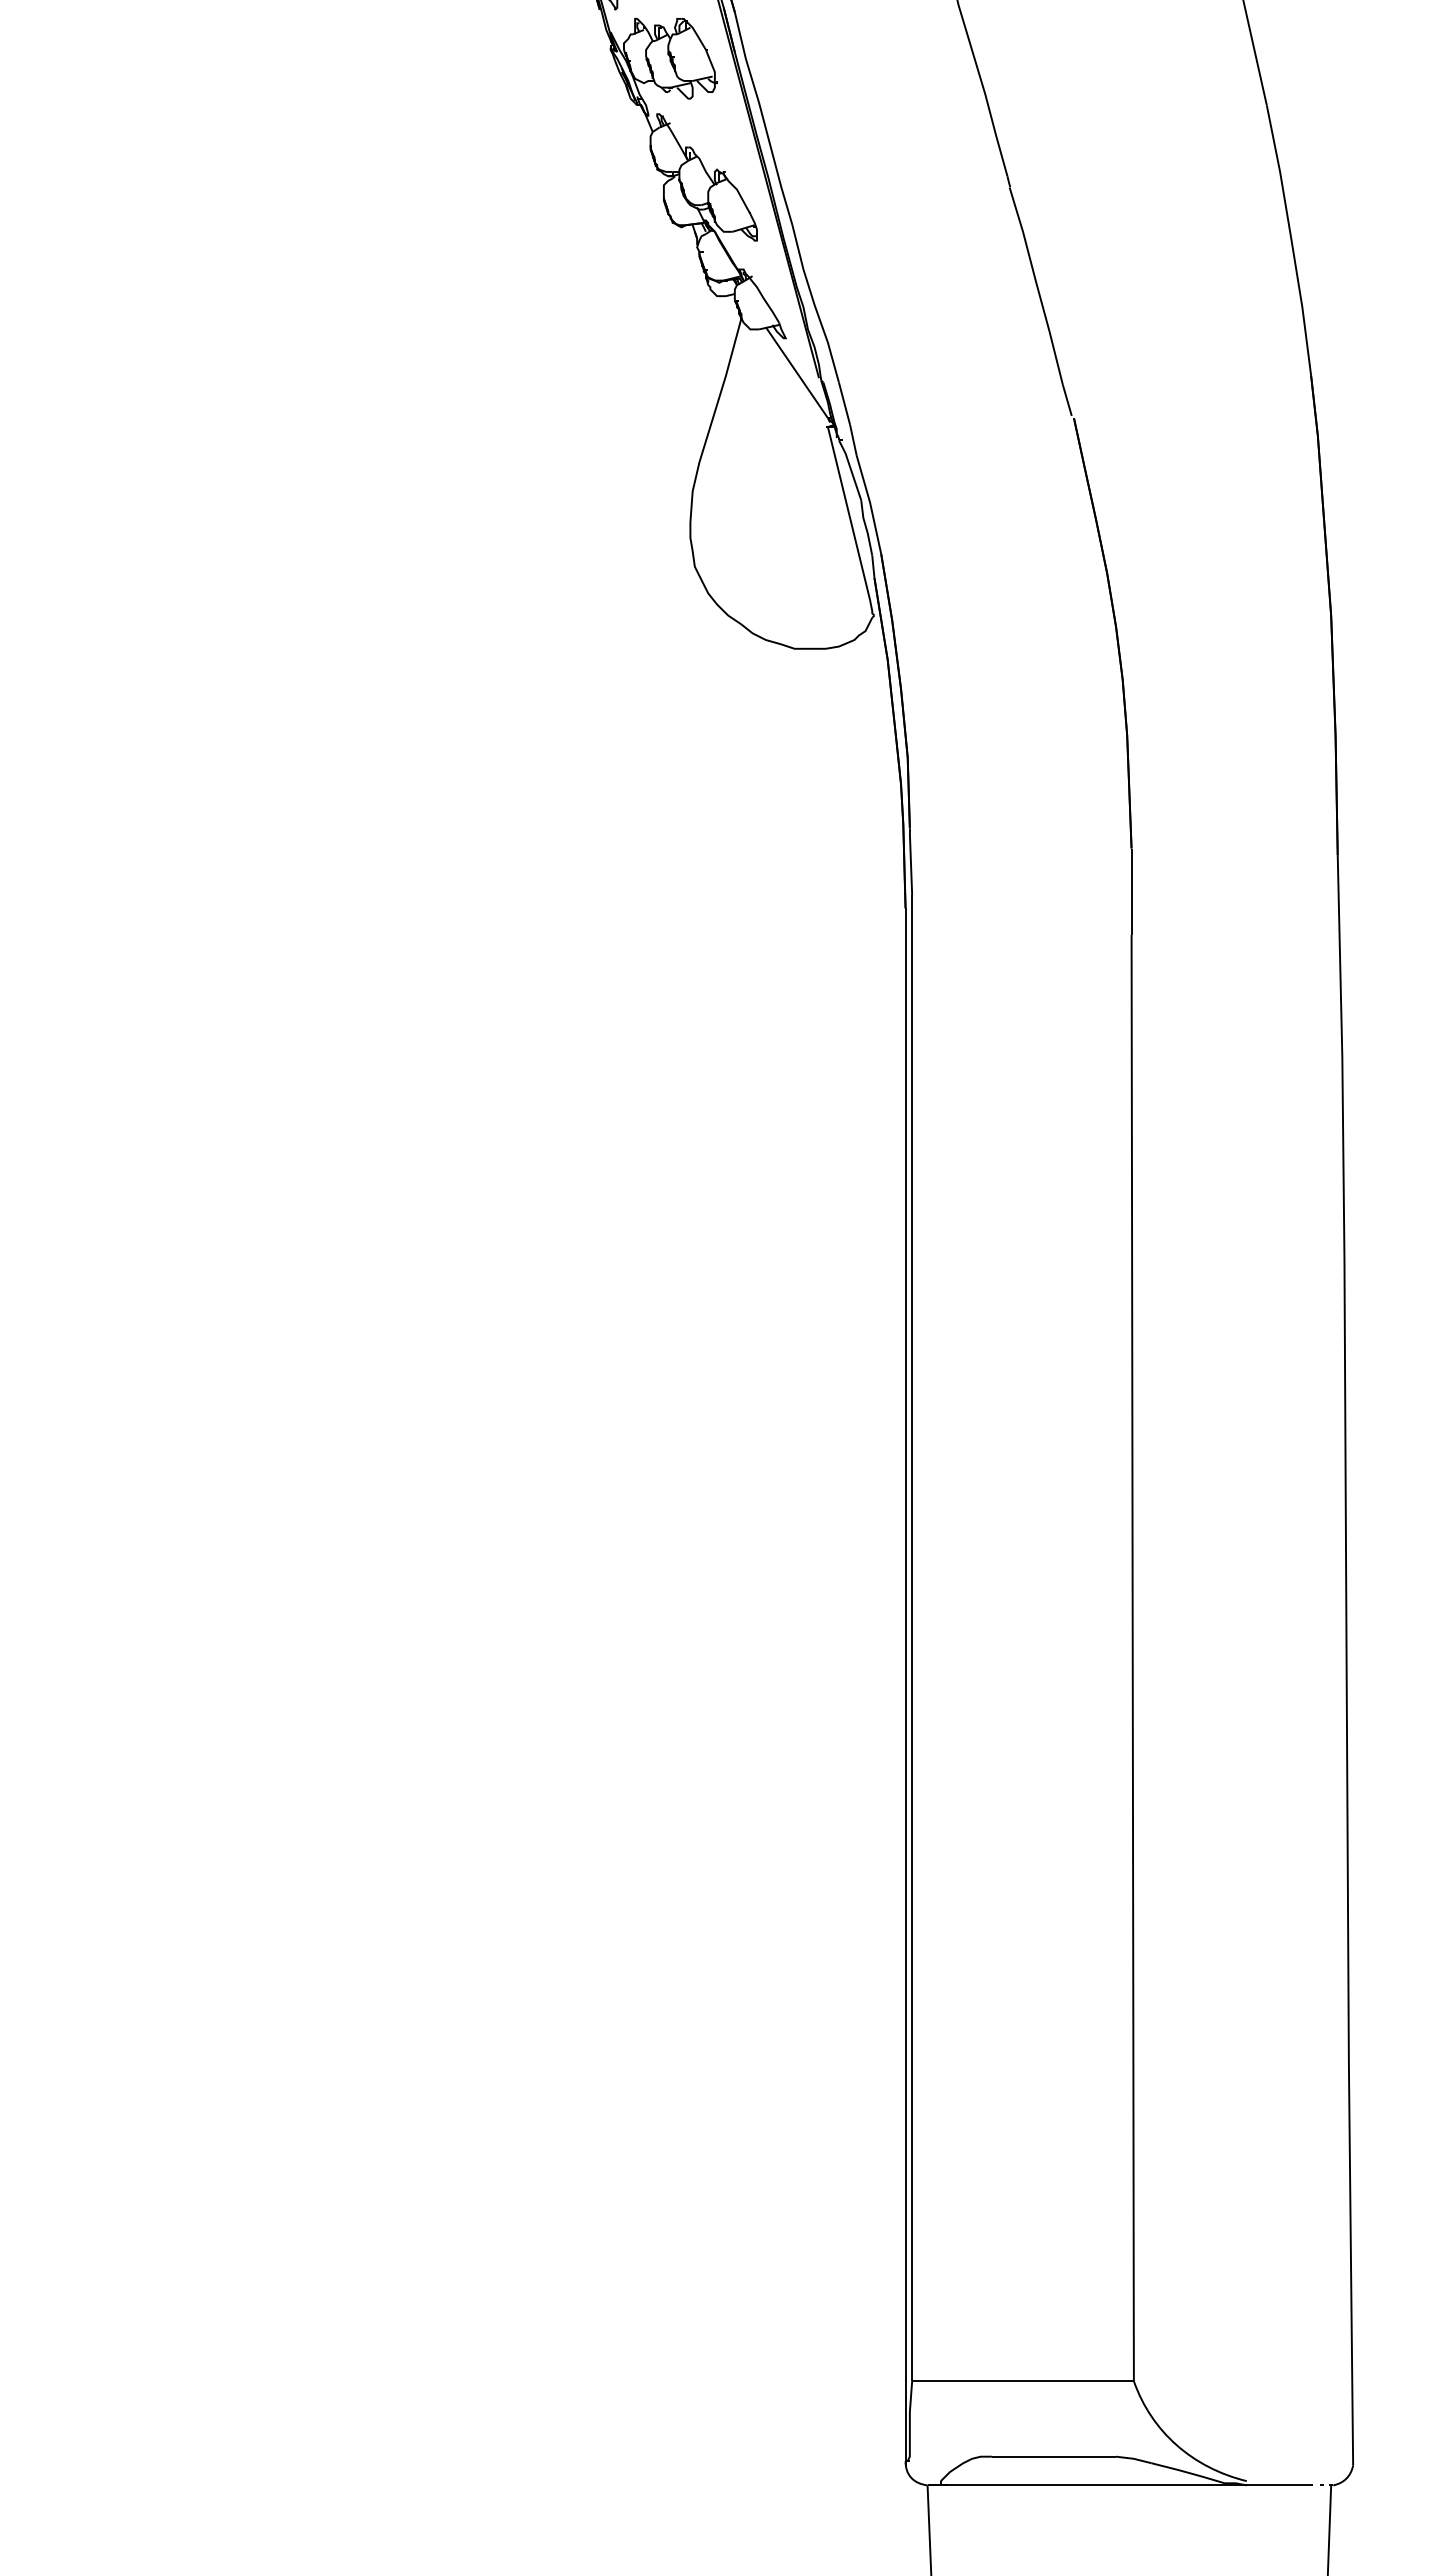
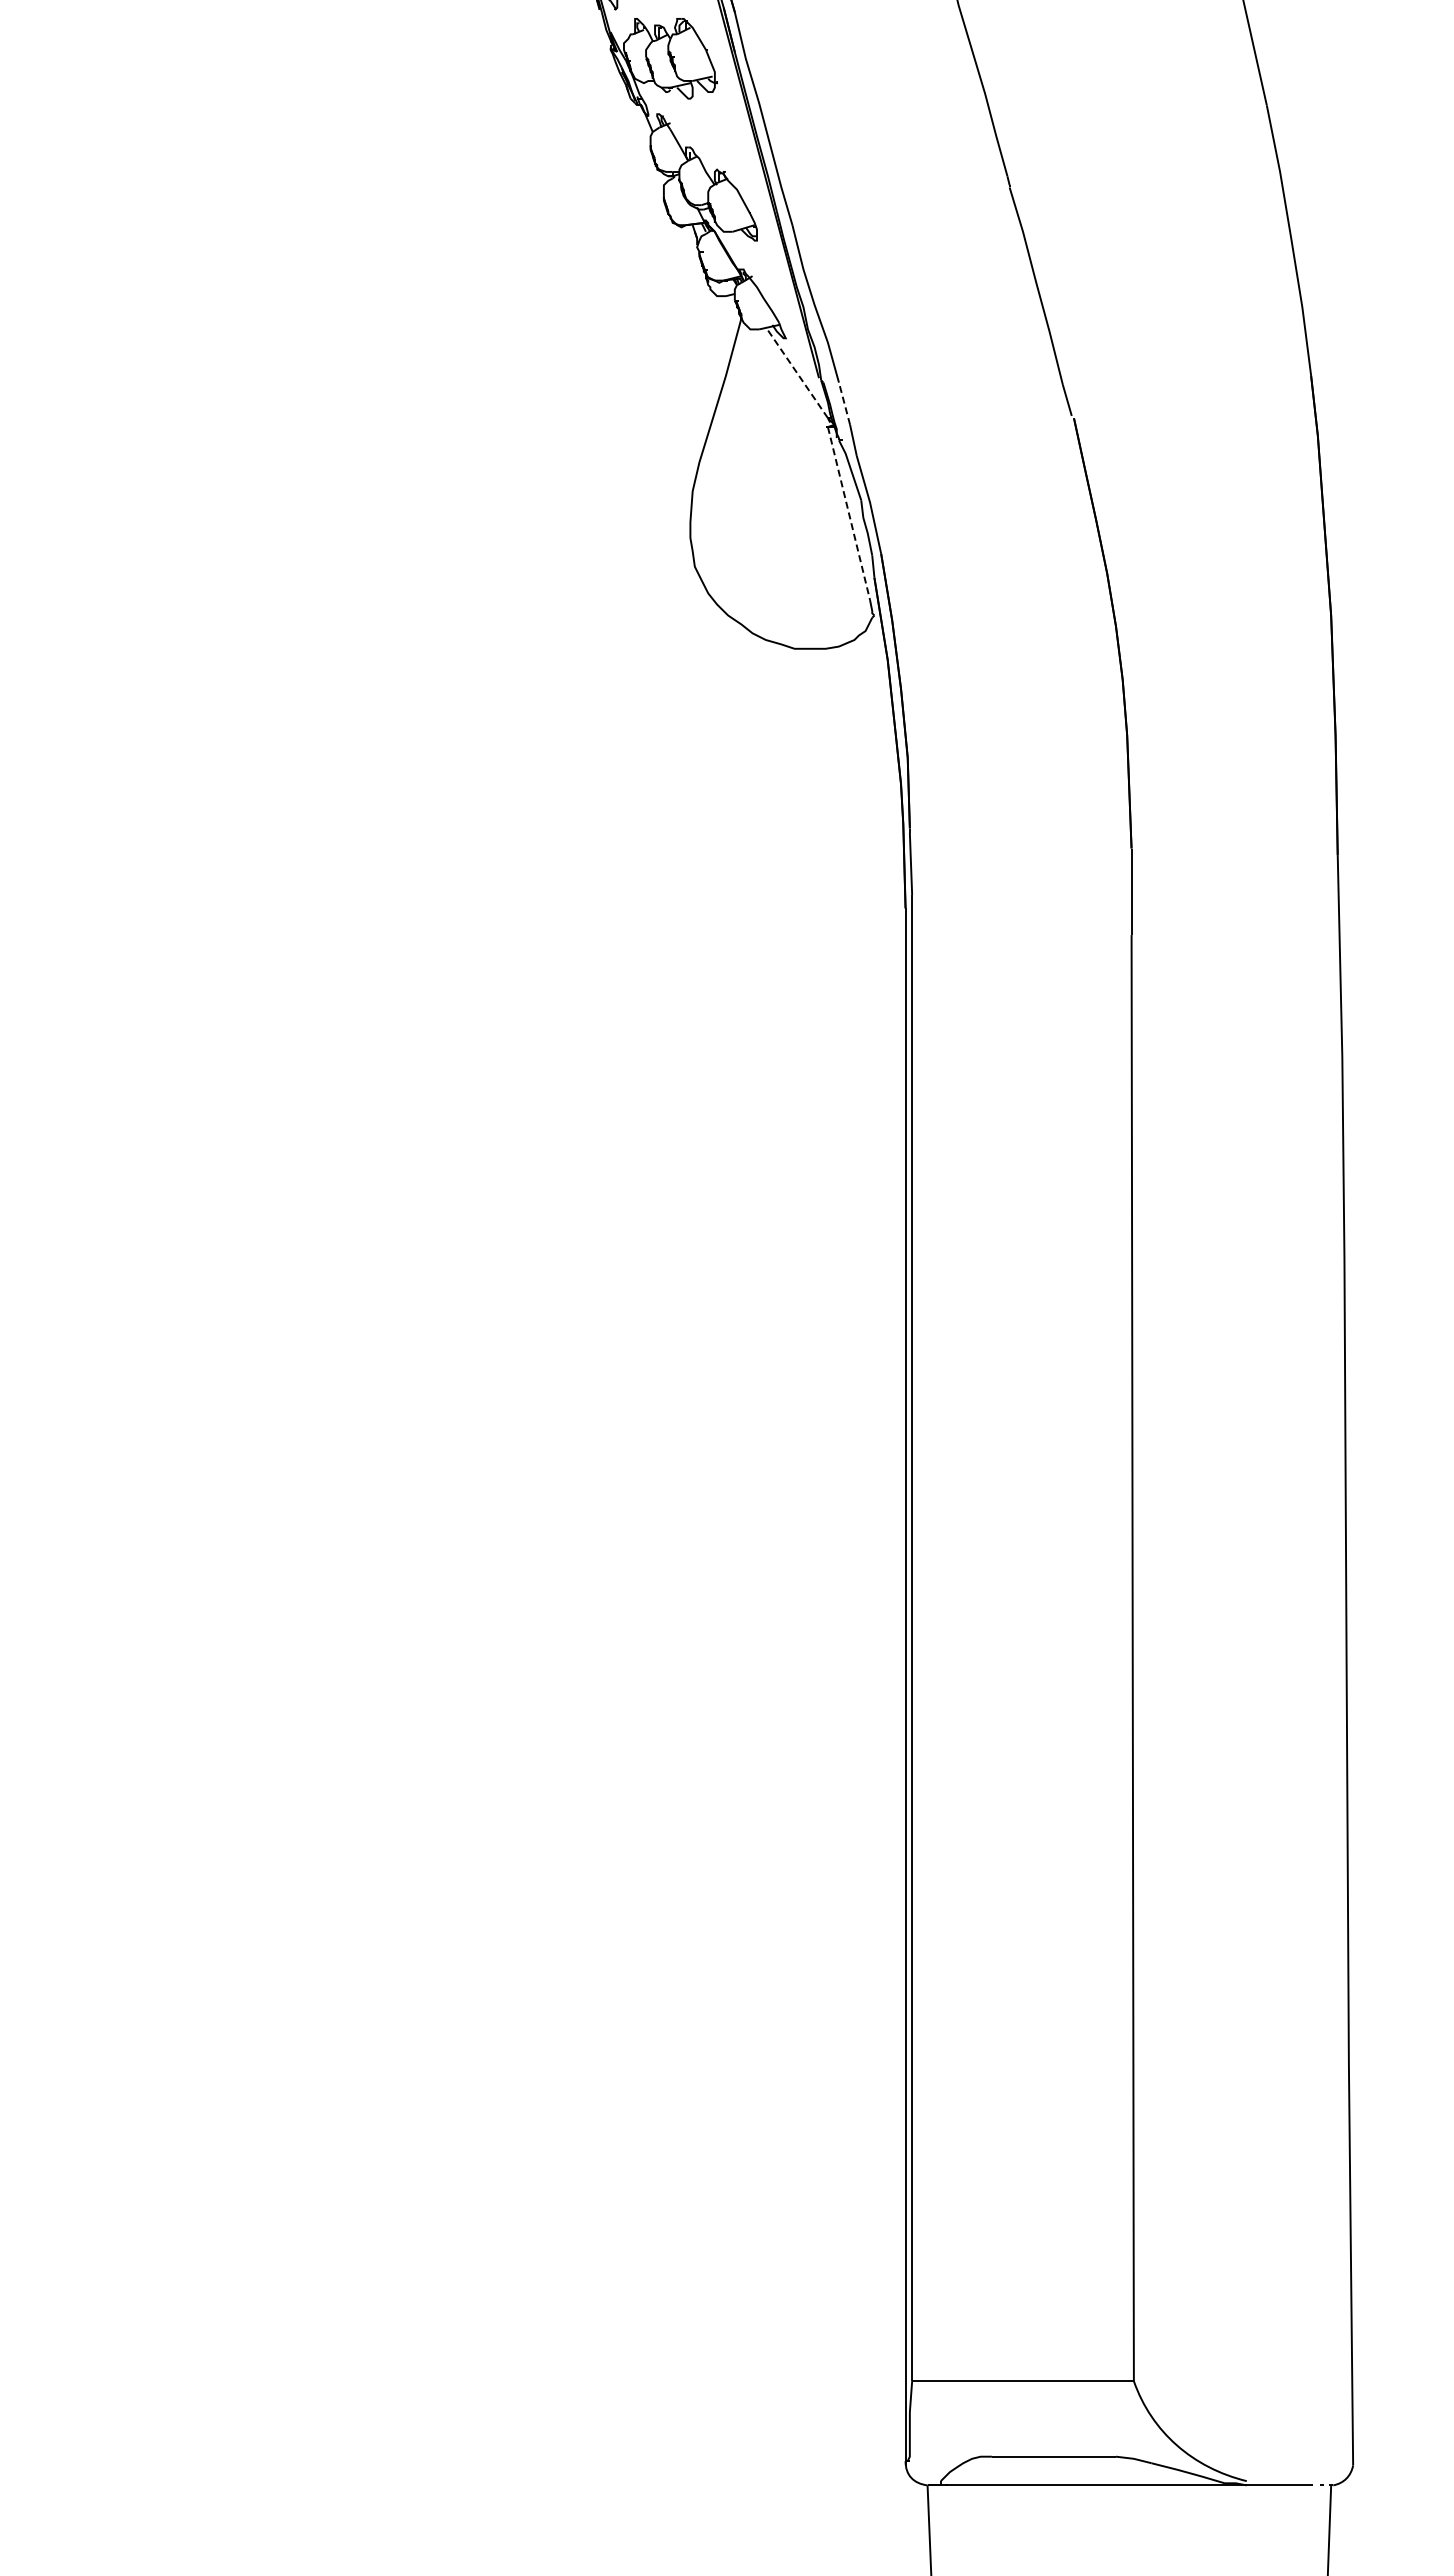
line: solid -> dashed (796, 372)
line: solid -> dashed (844, 403)
line: solid -> dashed (849, 514)
